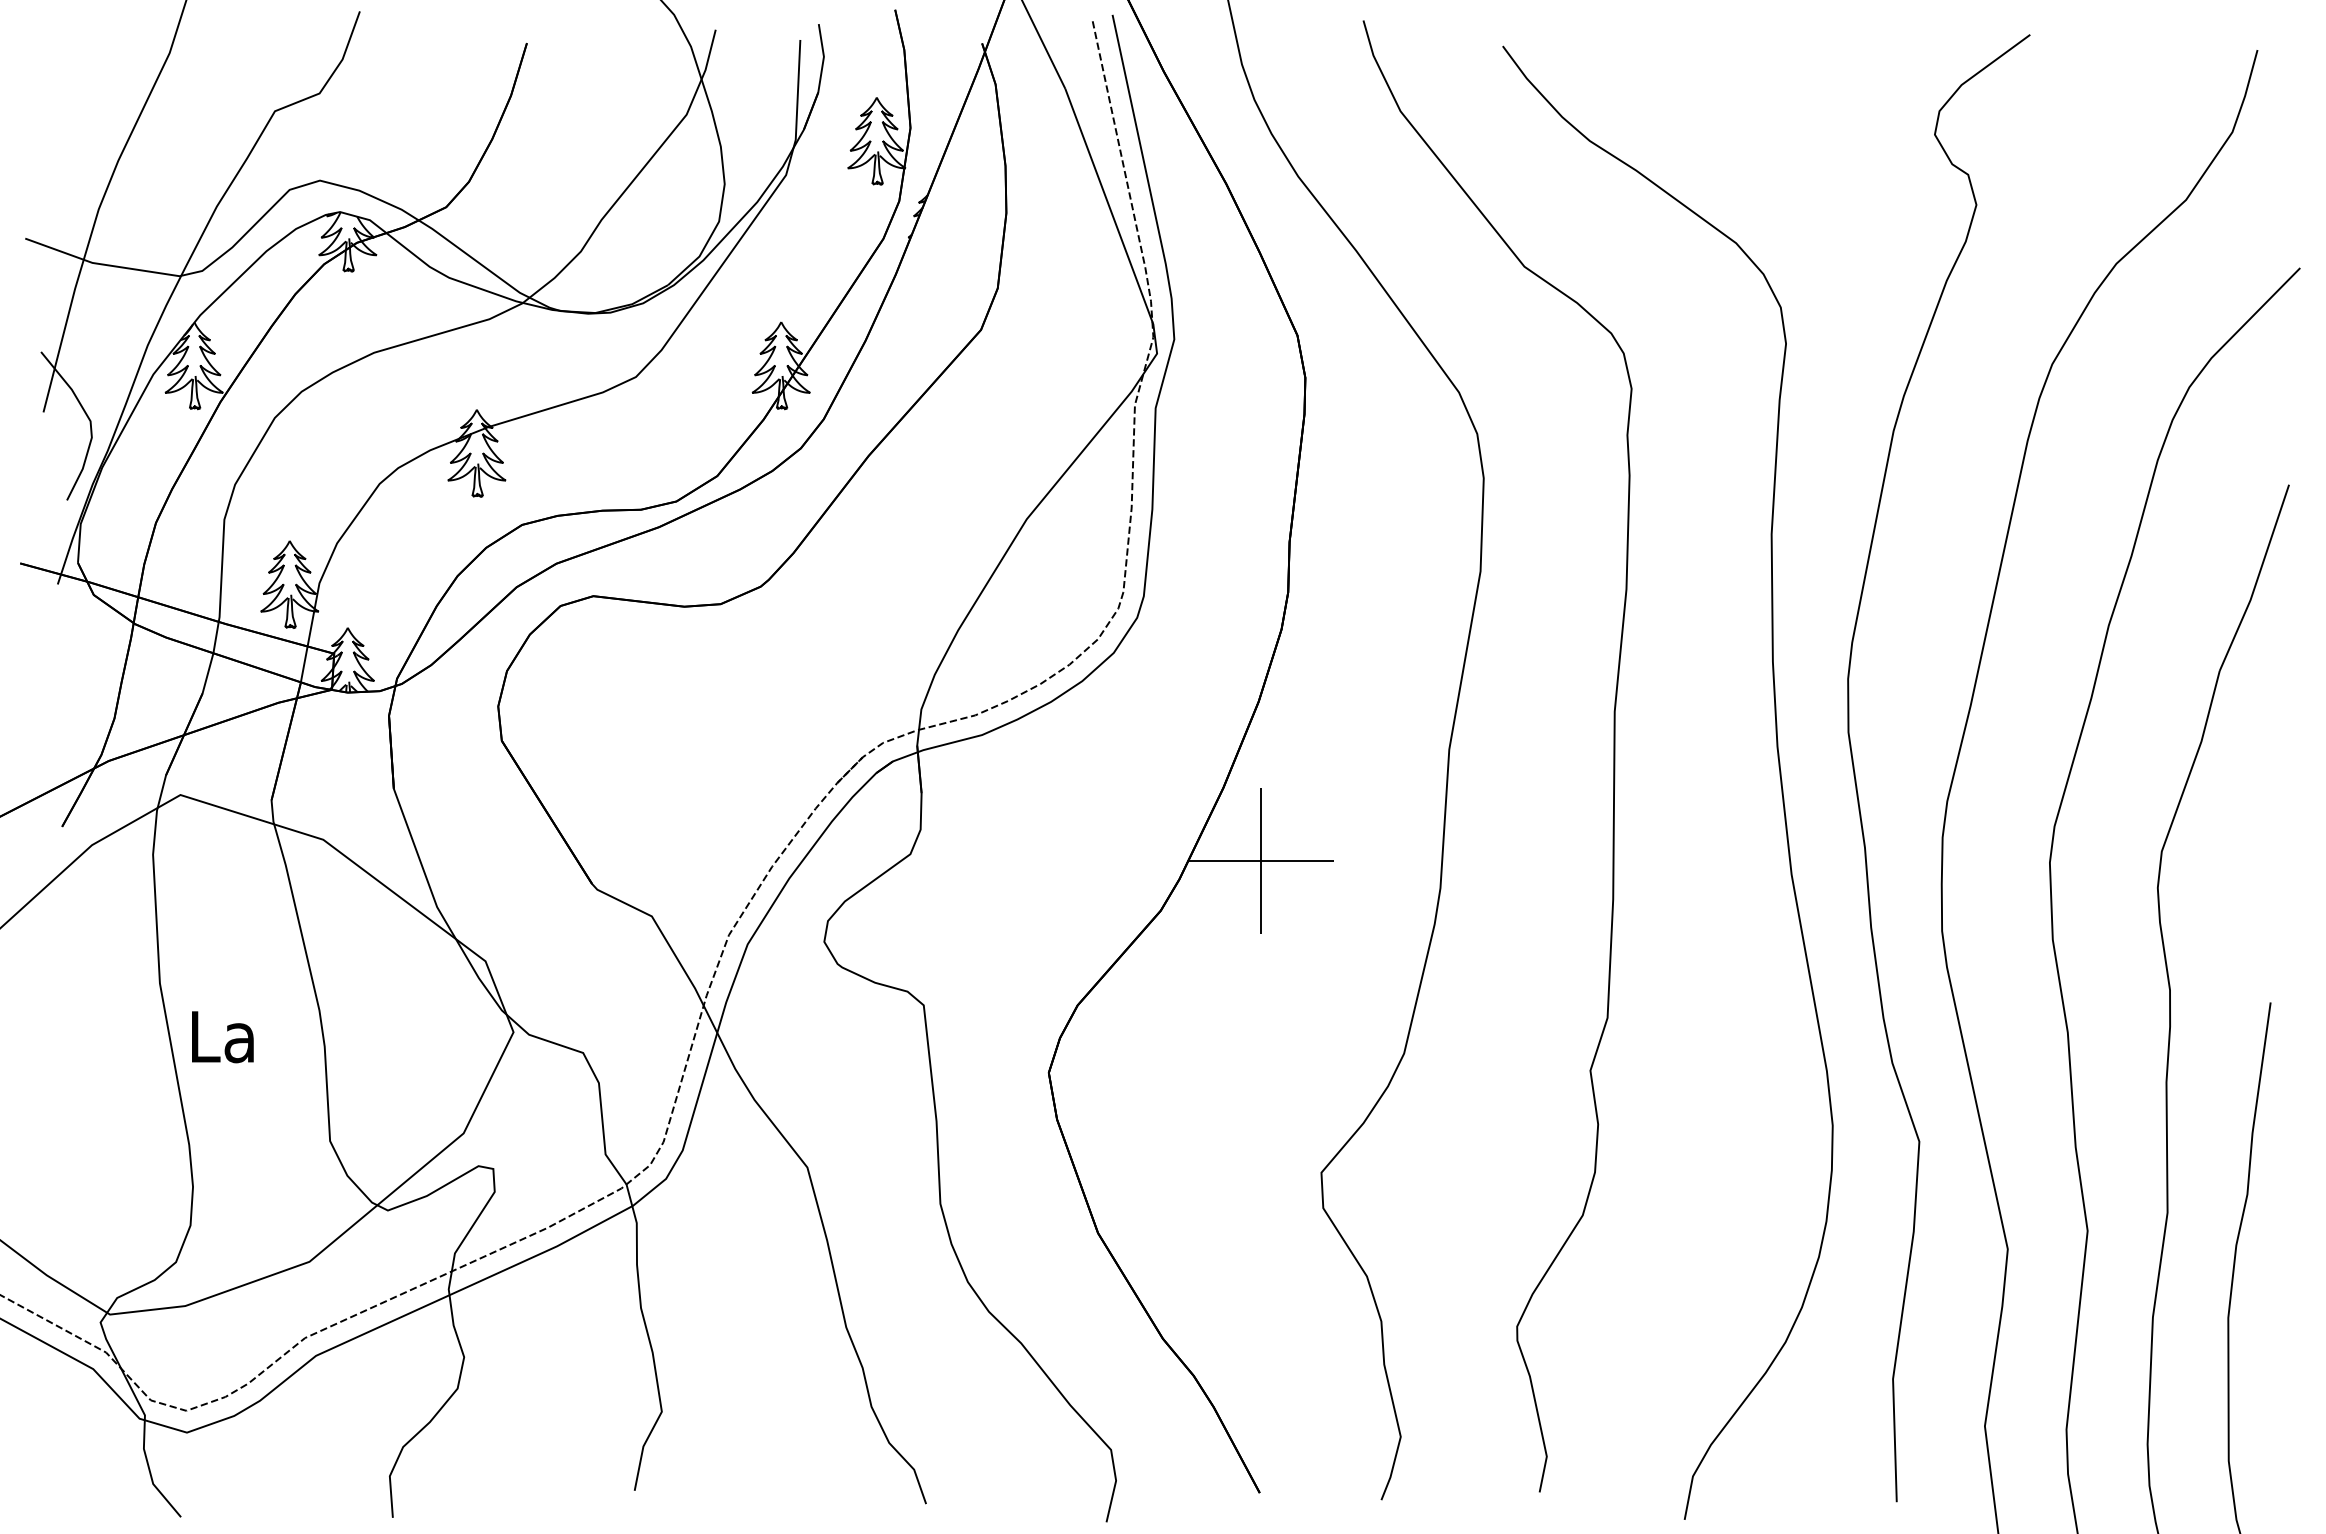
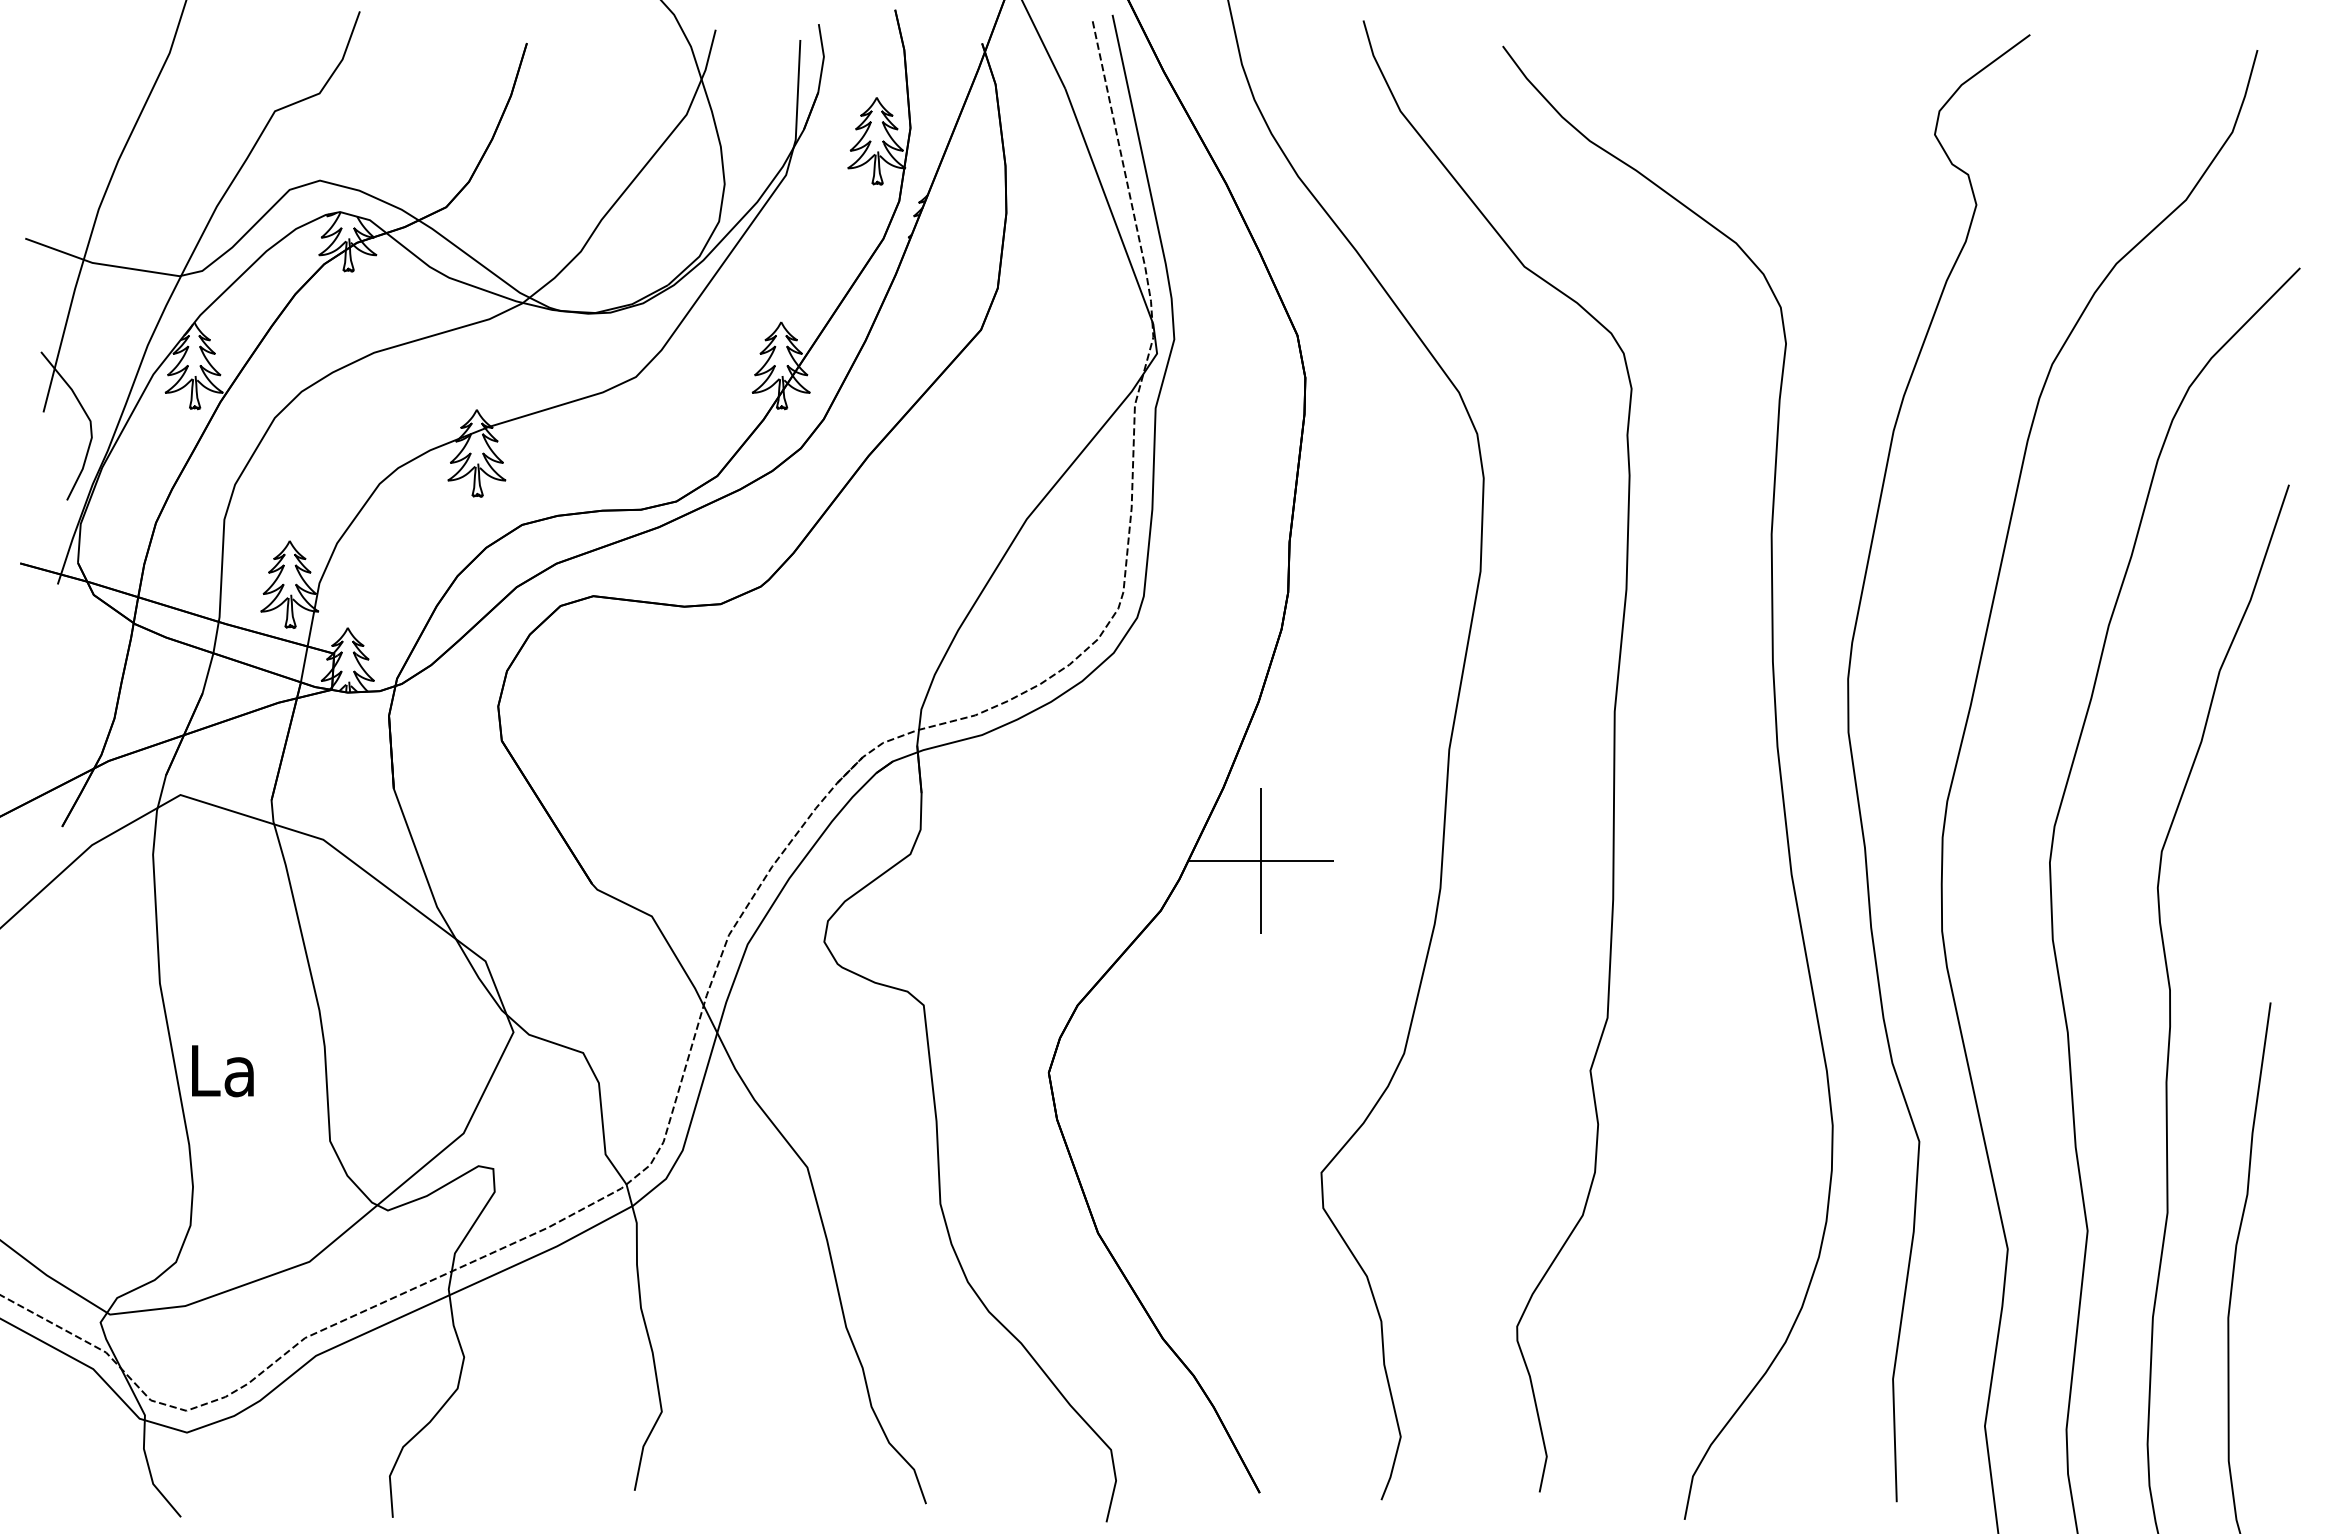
text position: (222, 1037) -> (222, 1071) (222, 1071)
